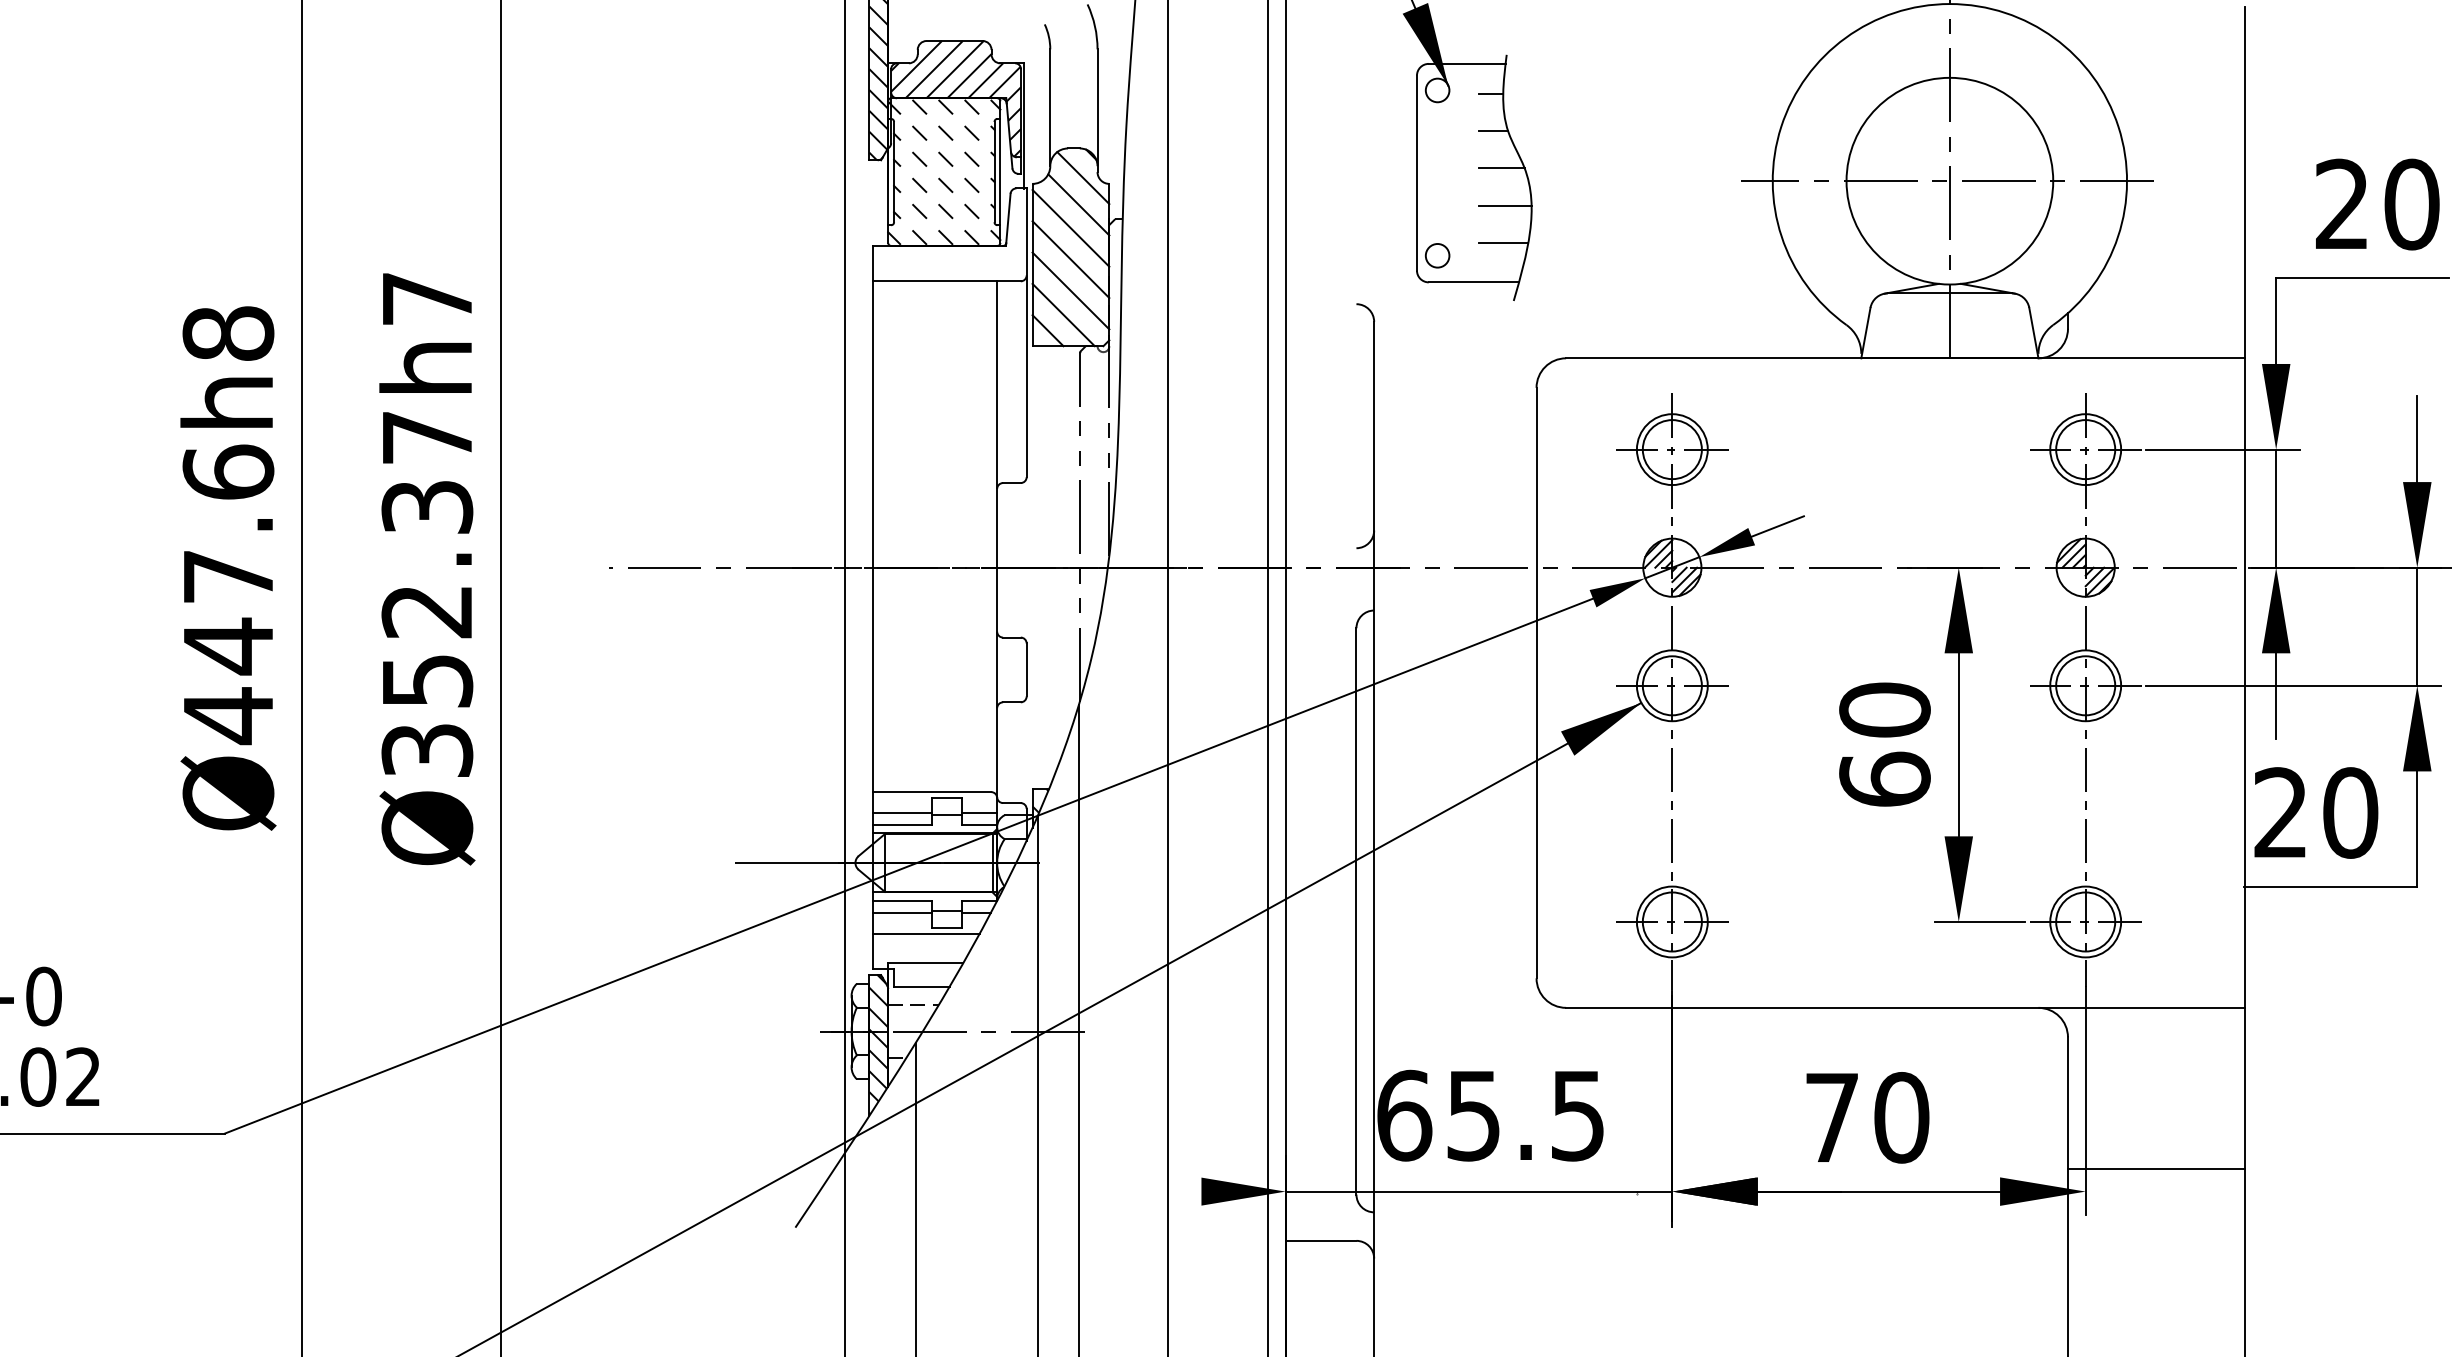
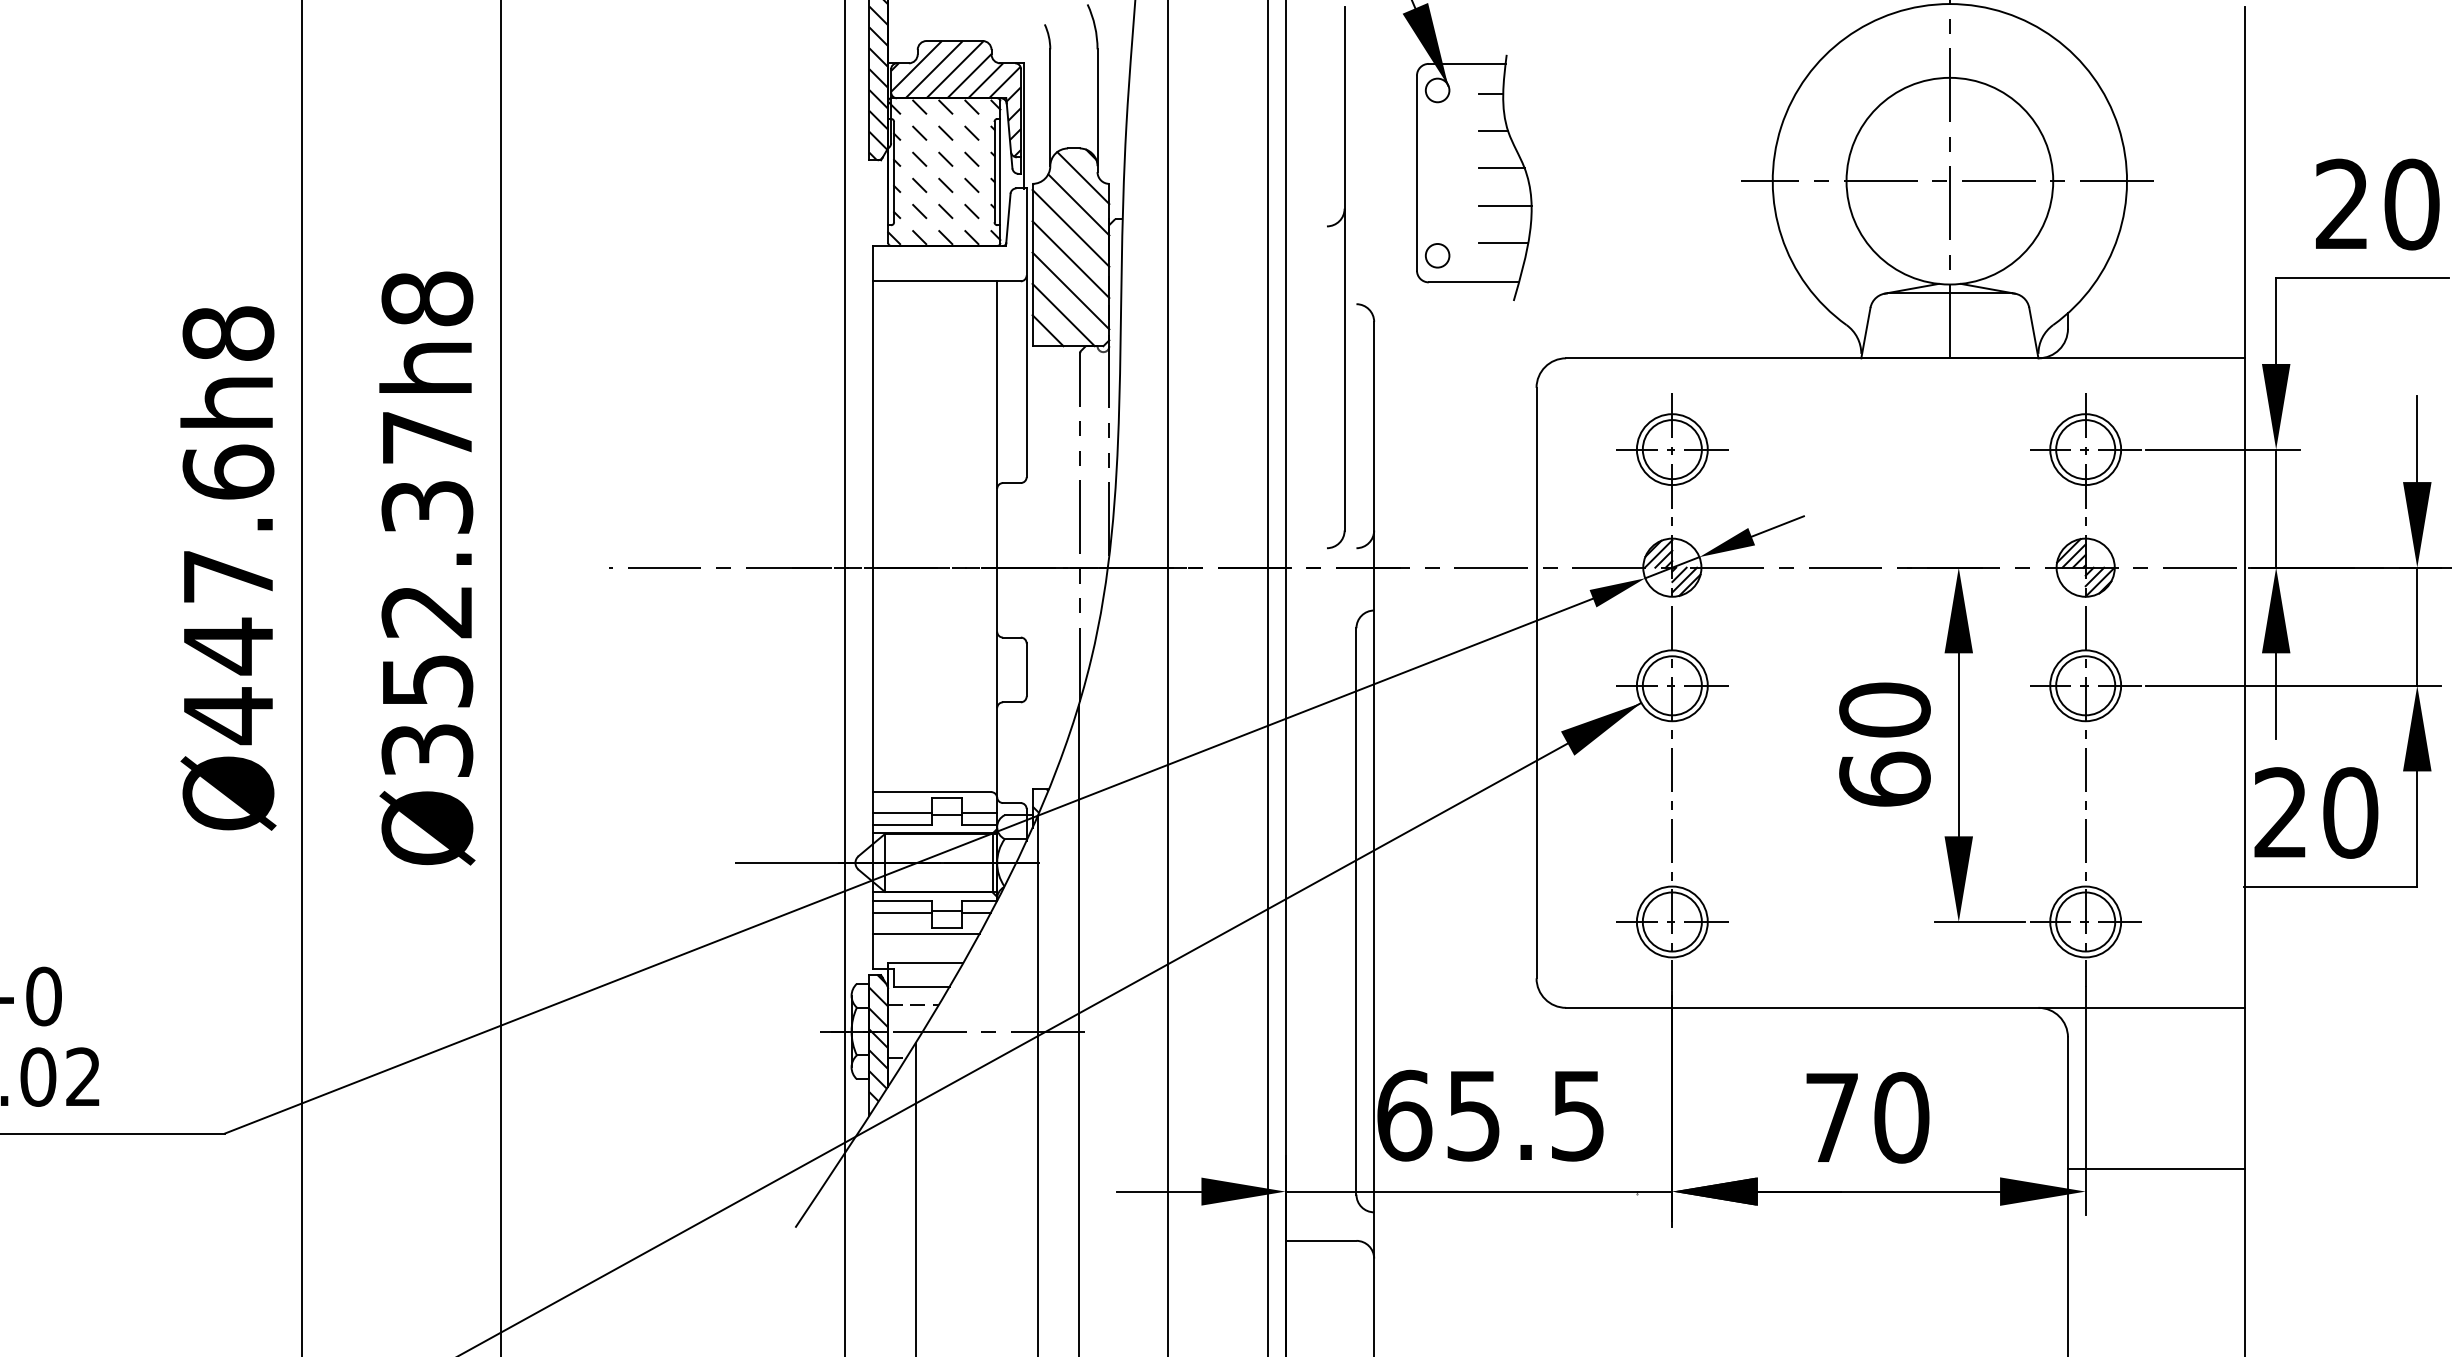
part: none -> present (1344, 277)
text: Ø352.37h7 -> Ø352.37h8 (427, 298)
line: none -> present (1159, 1191)
